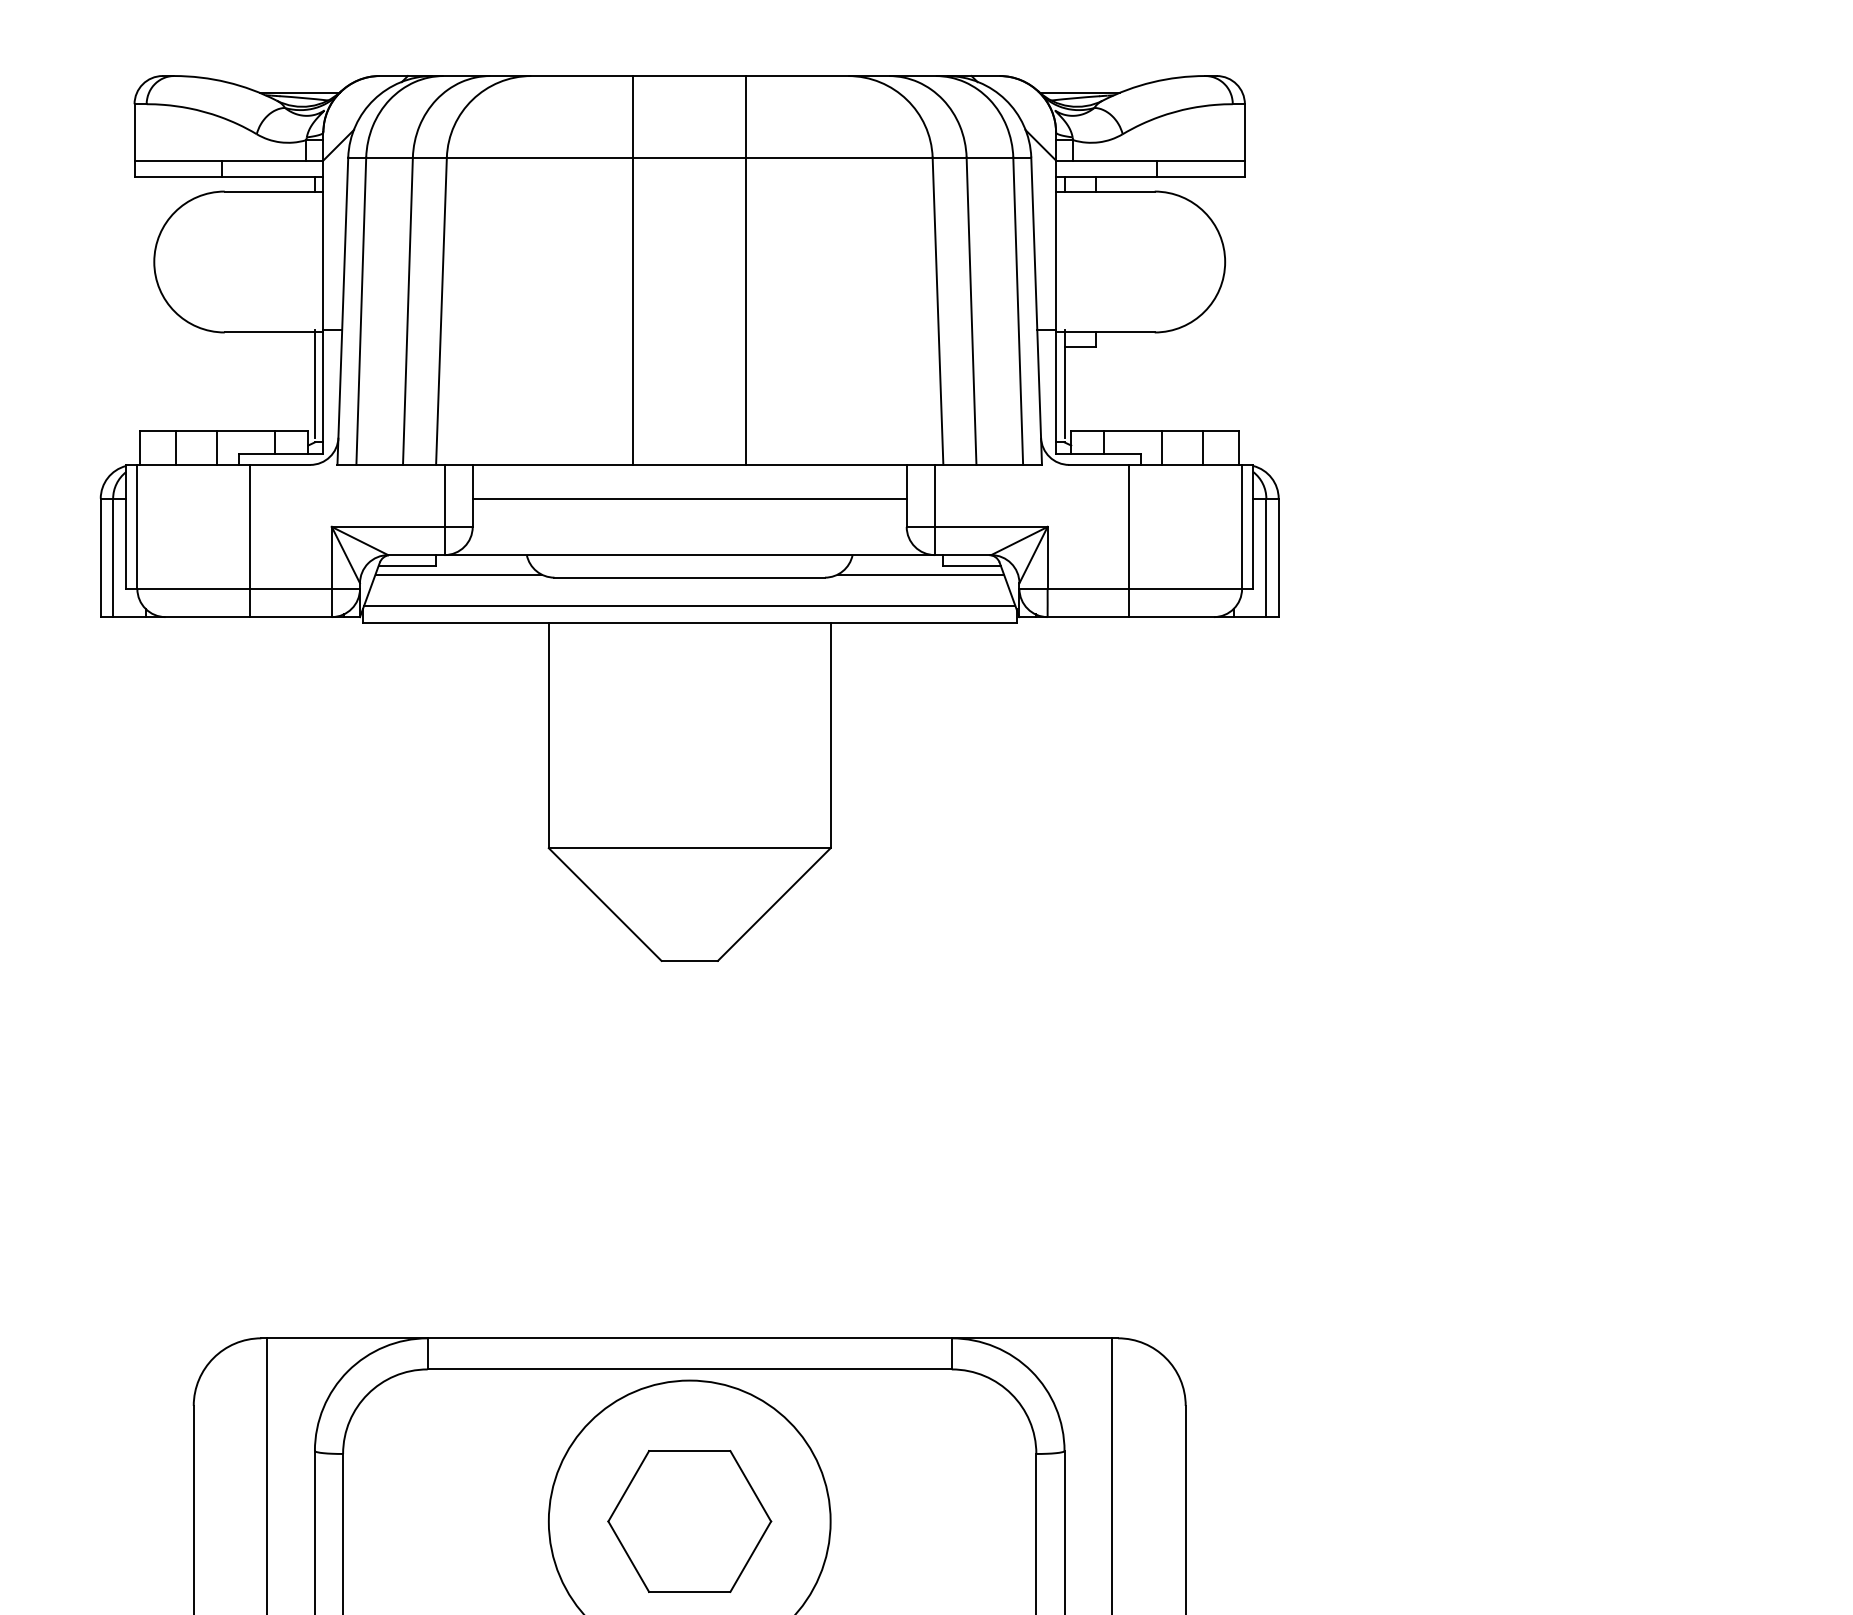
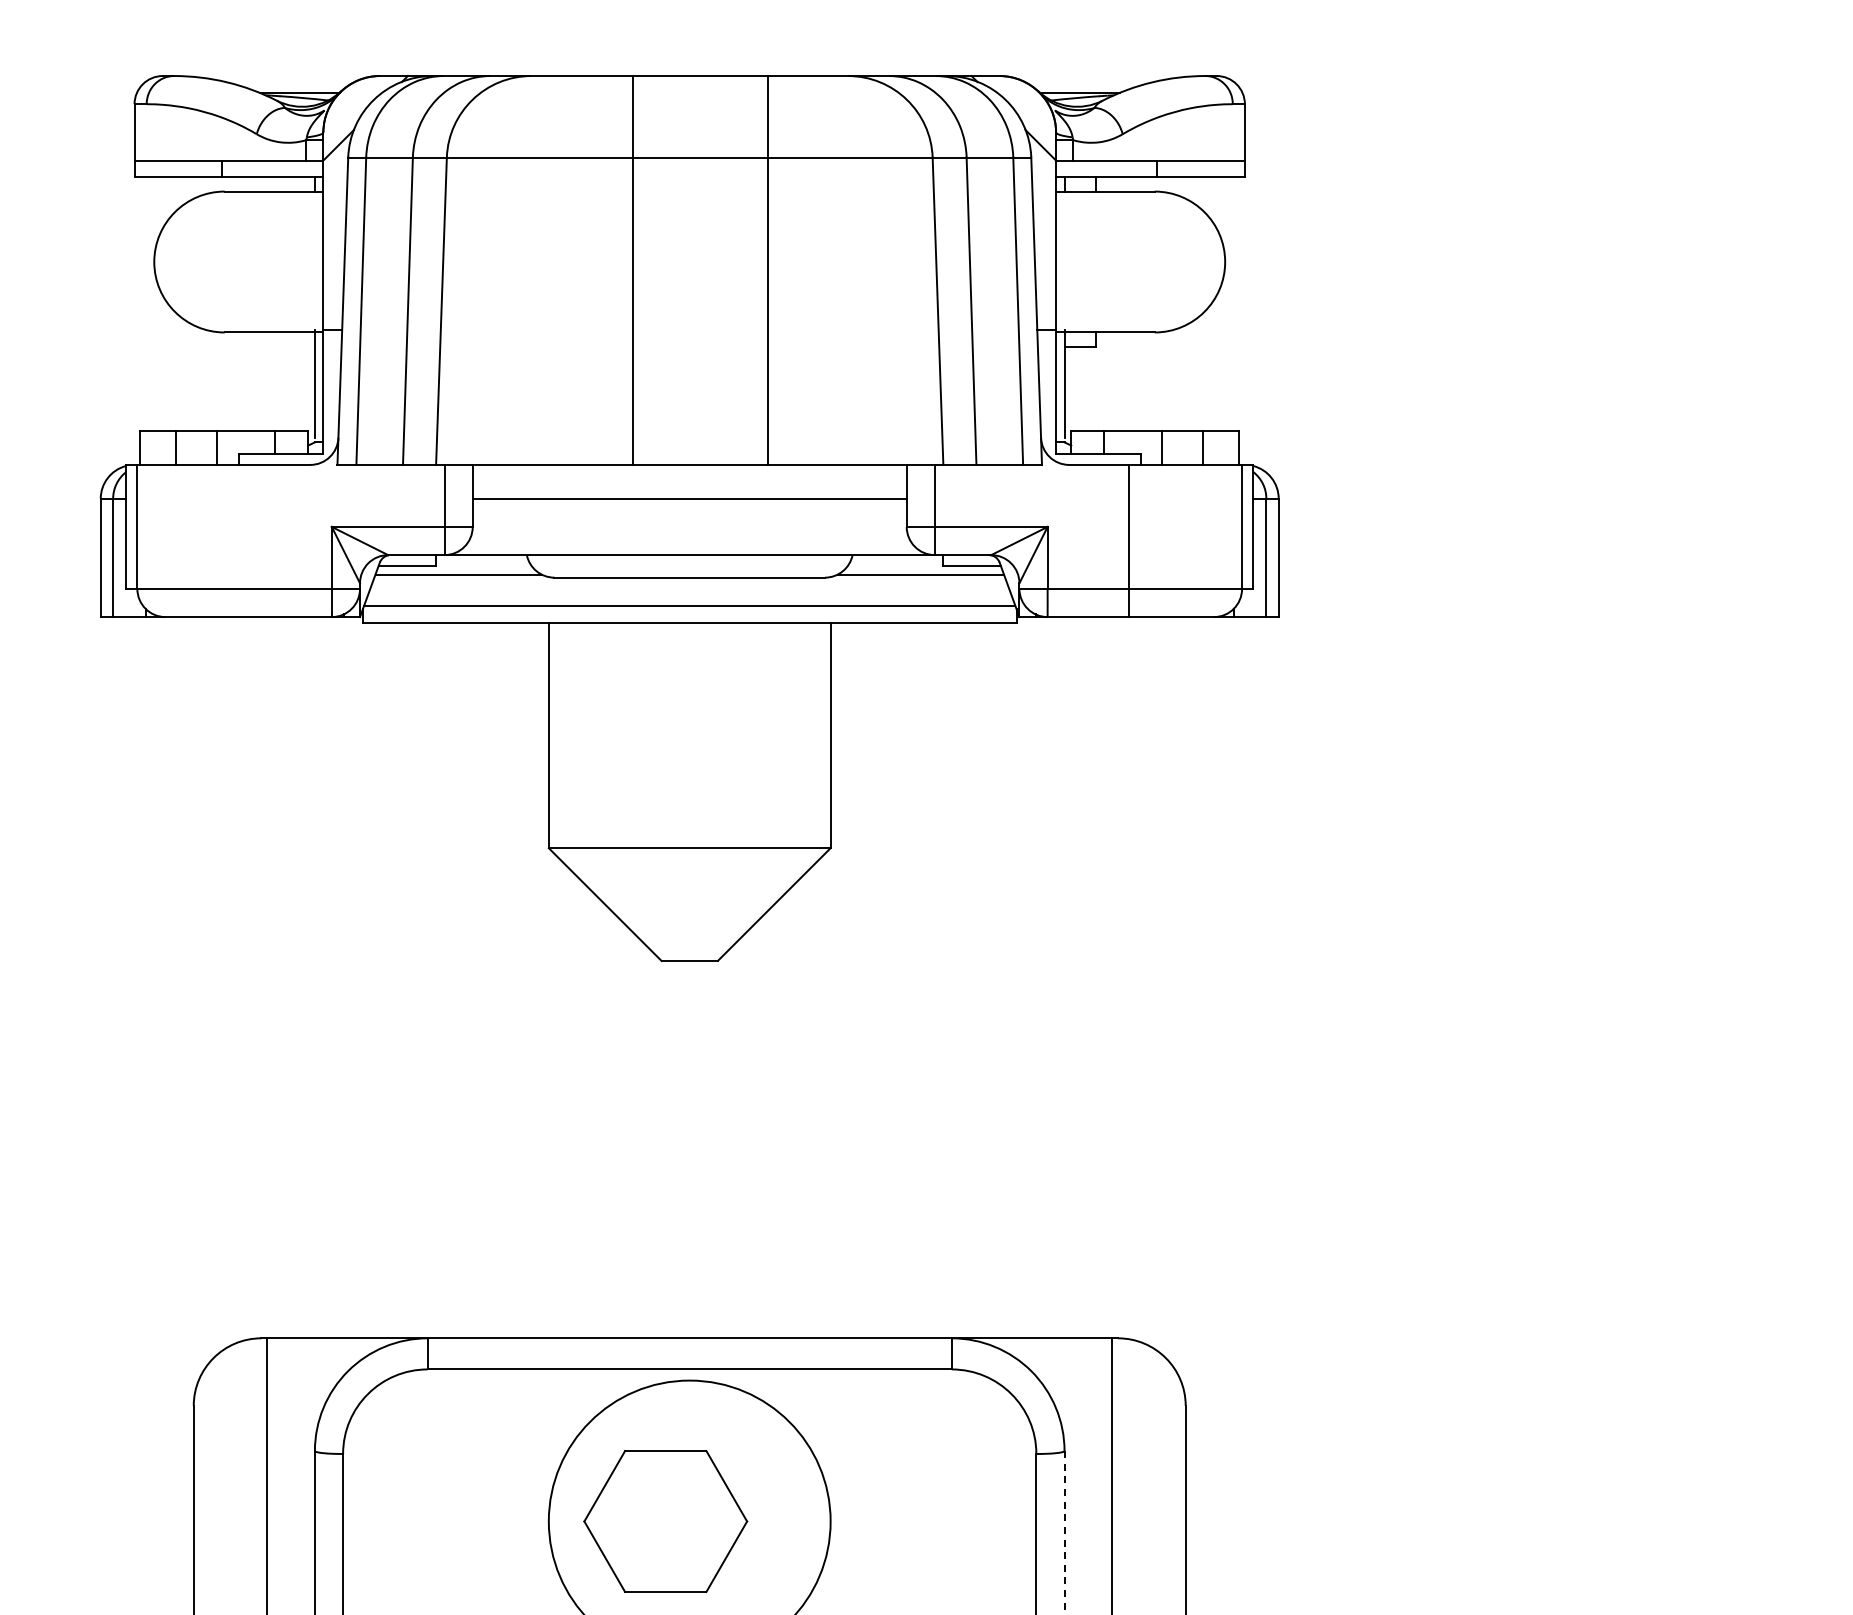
line position: (746, 270) -> (768, 270) (768, 270)
line: present -> none (250, 540)
part position: (689, 1521) -> (665, 1521) (665, 1521)
line: solid -> dashed (1064, 1532)
